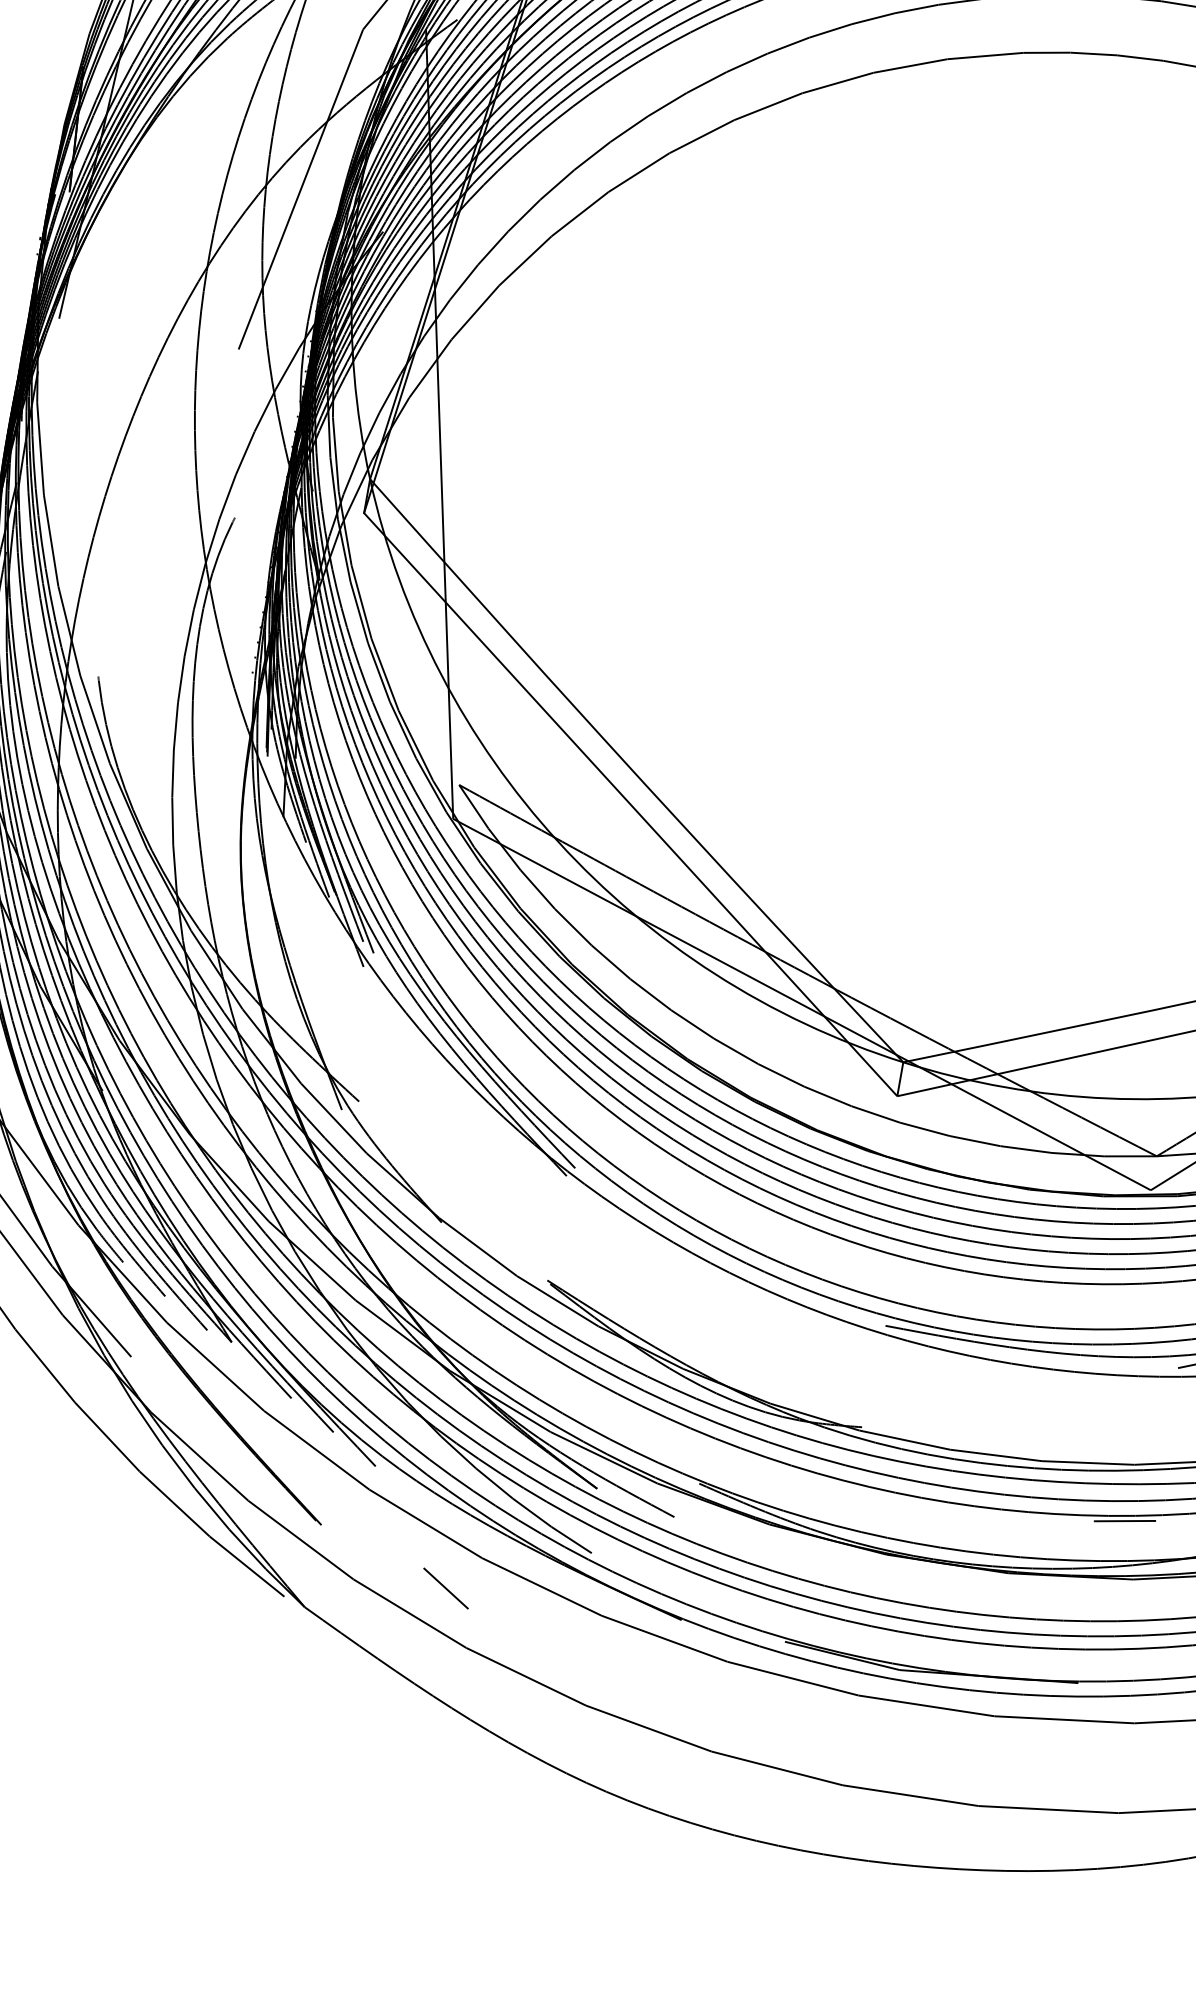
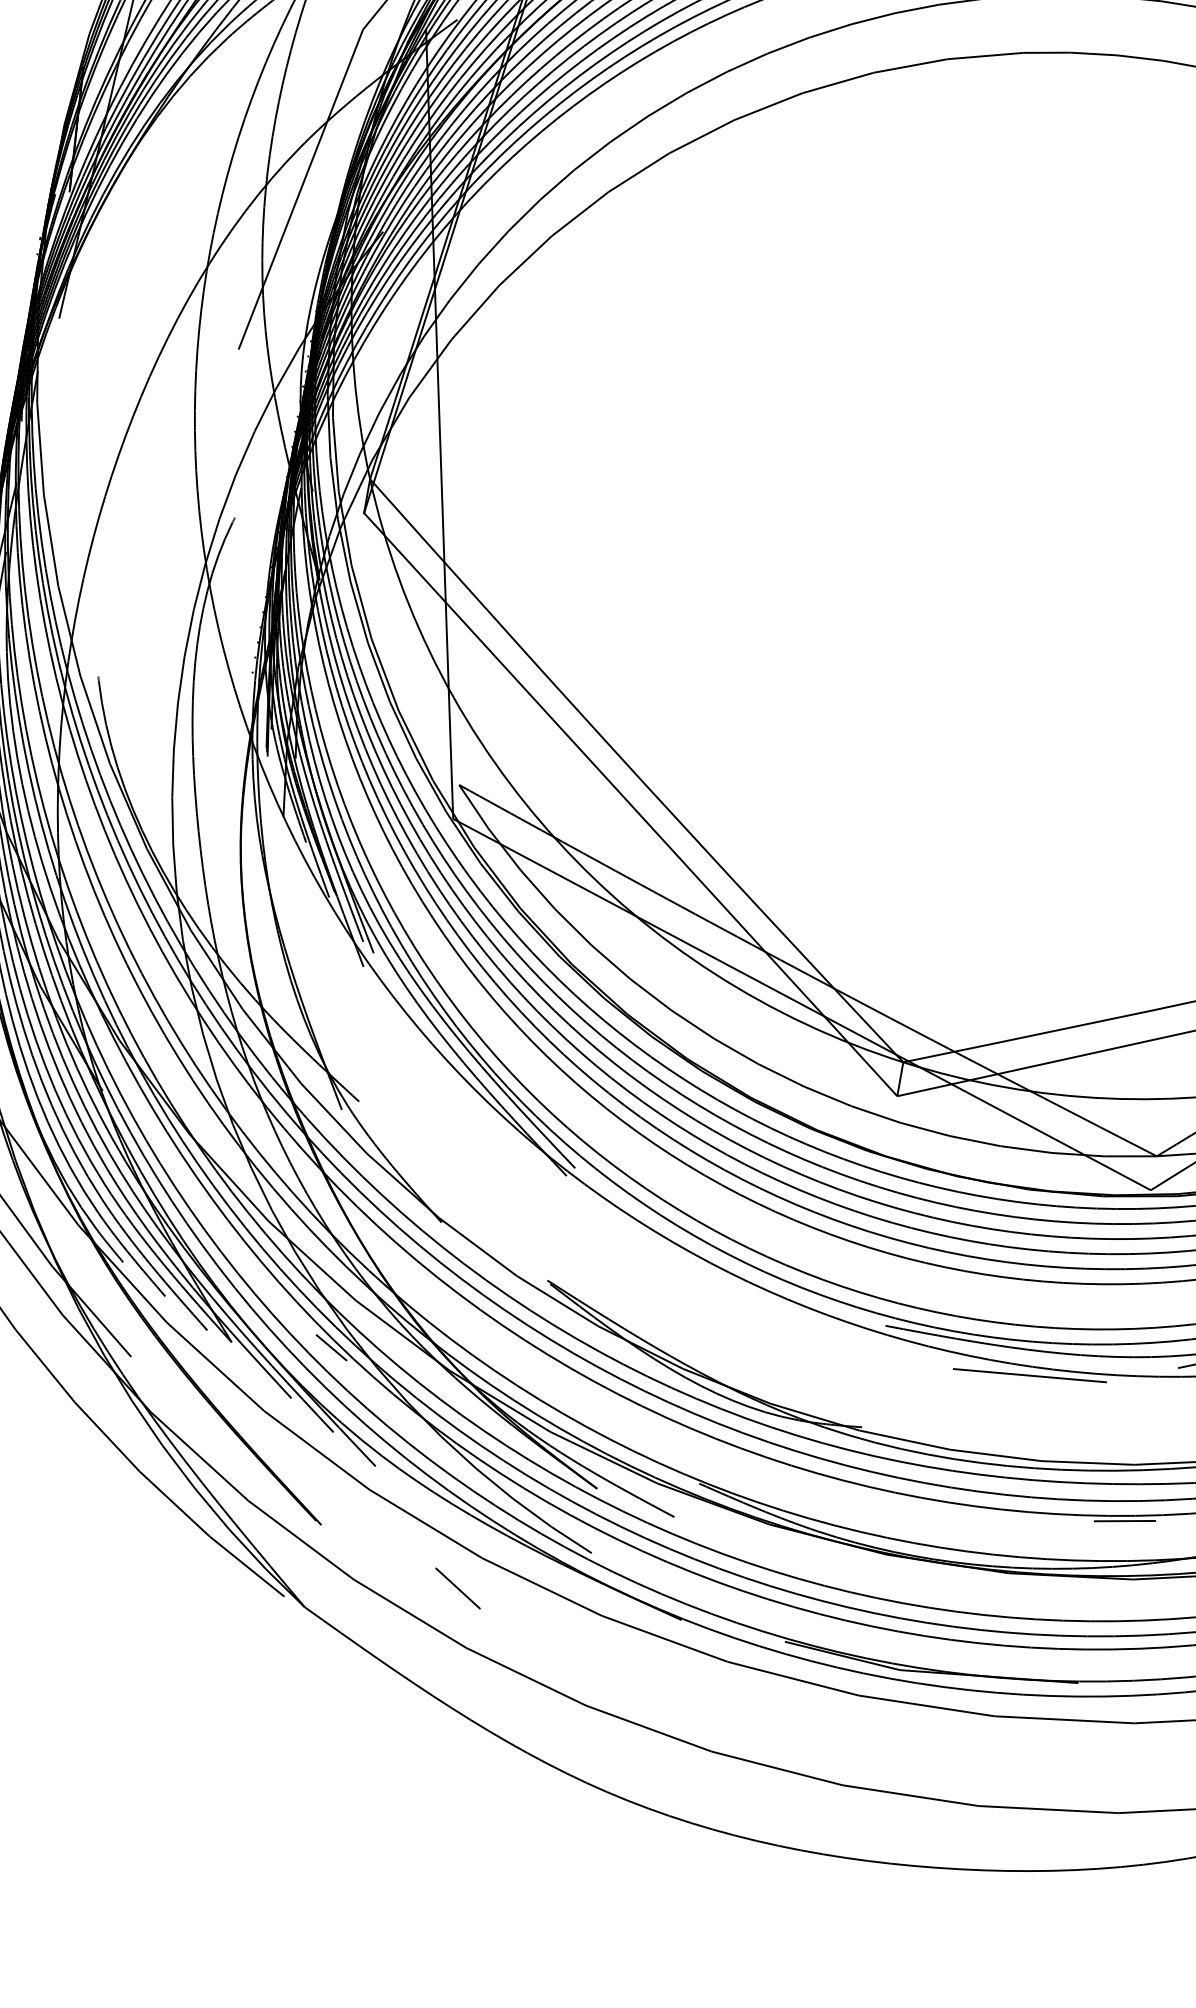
line: none -> present (331, 1347)
line: none -> present (1029, 1375)
line position: (445, 1588) -> (457, 1588) (457, 1588)
